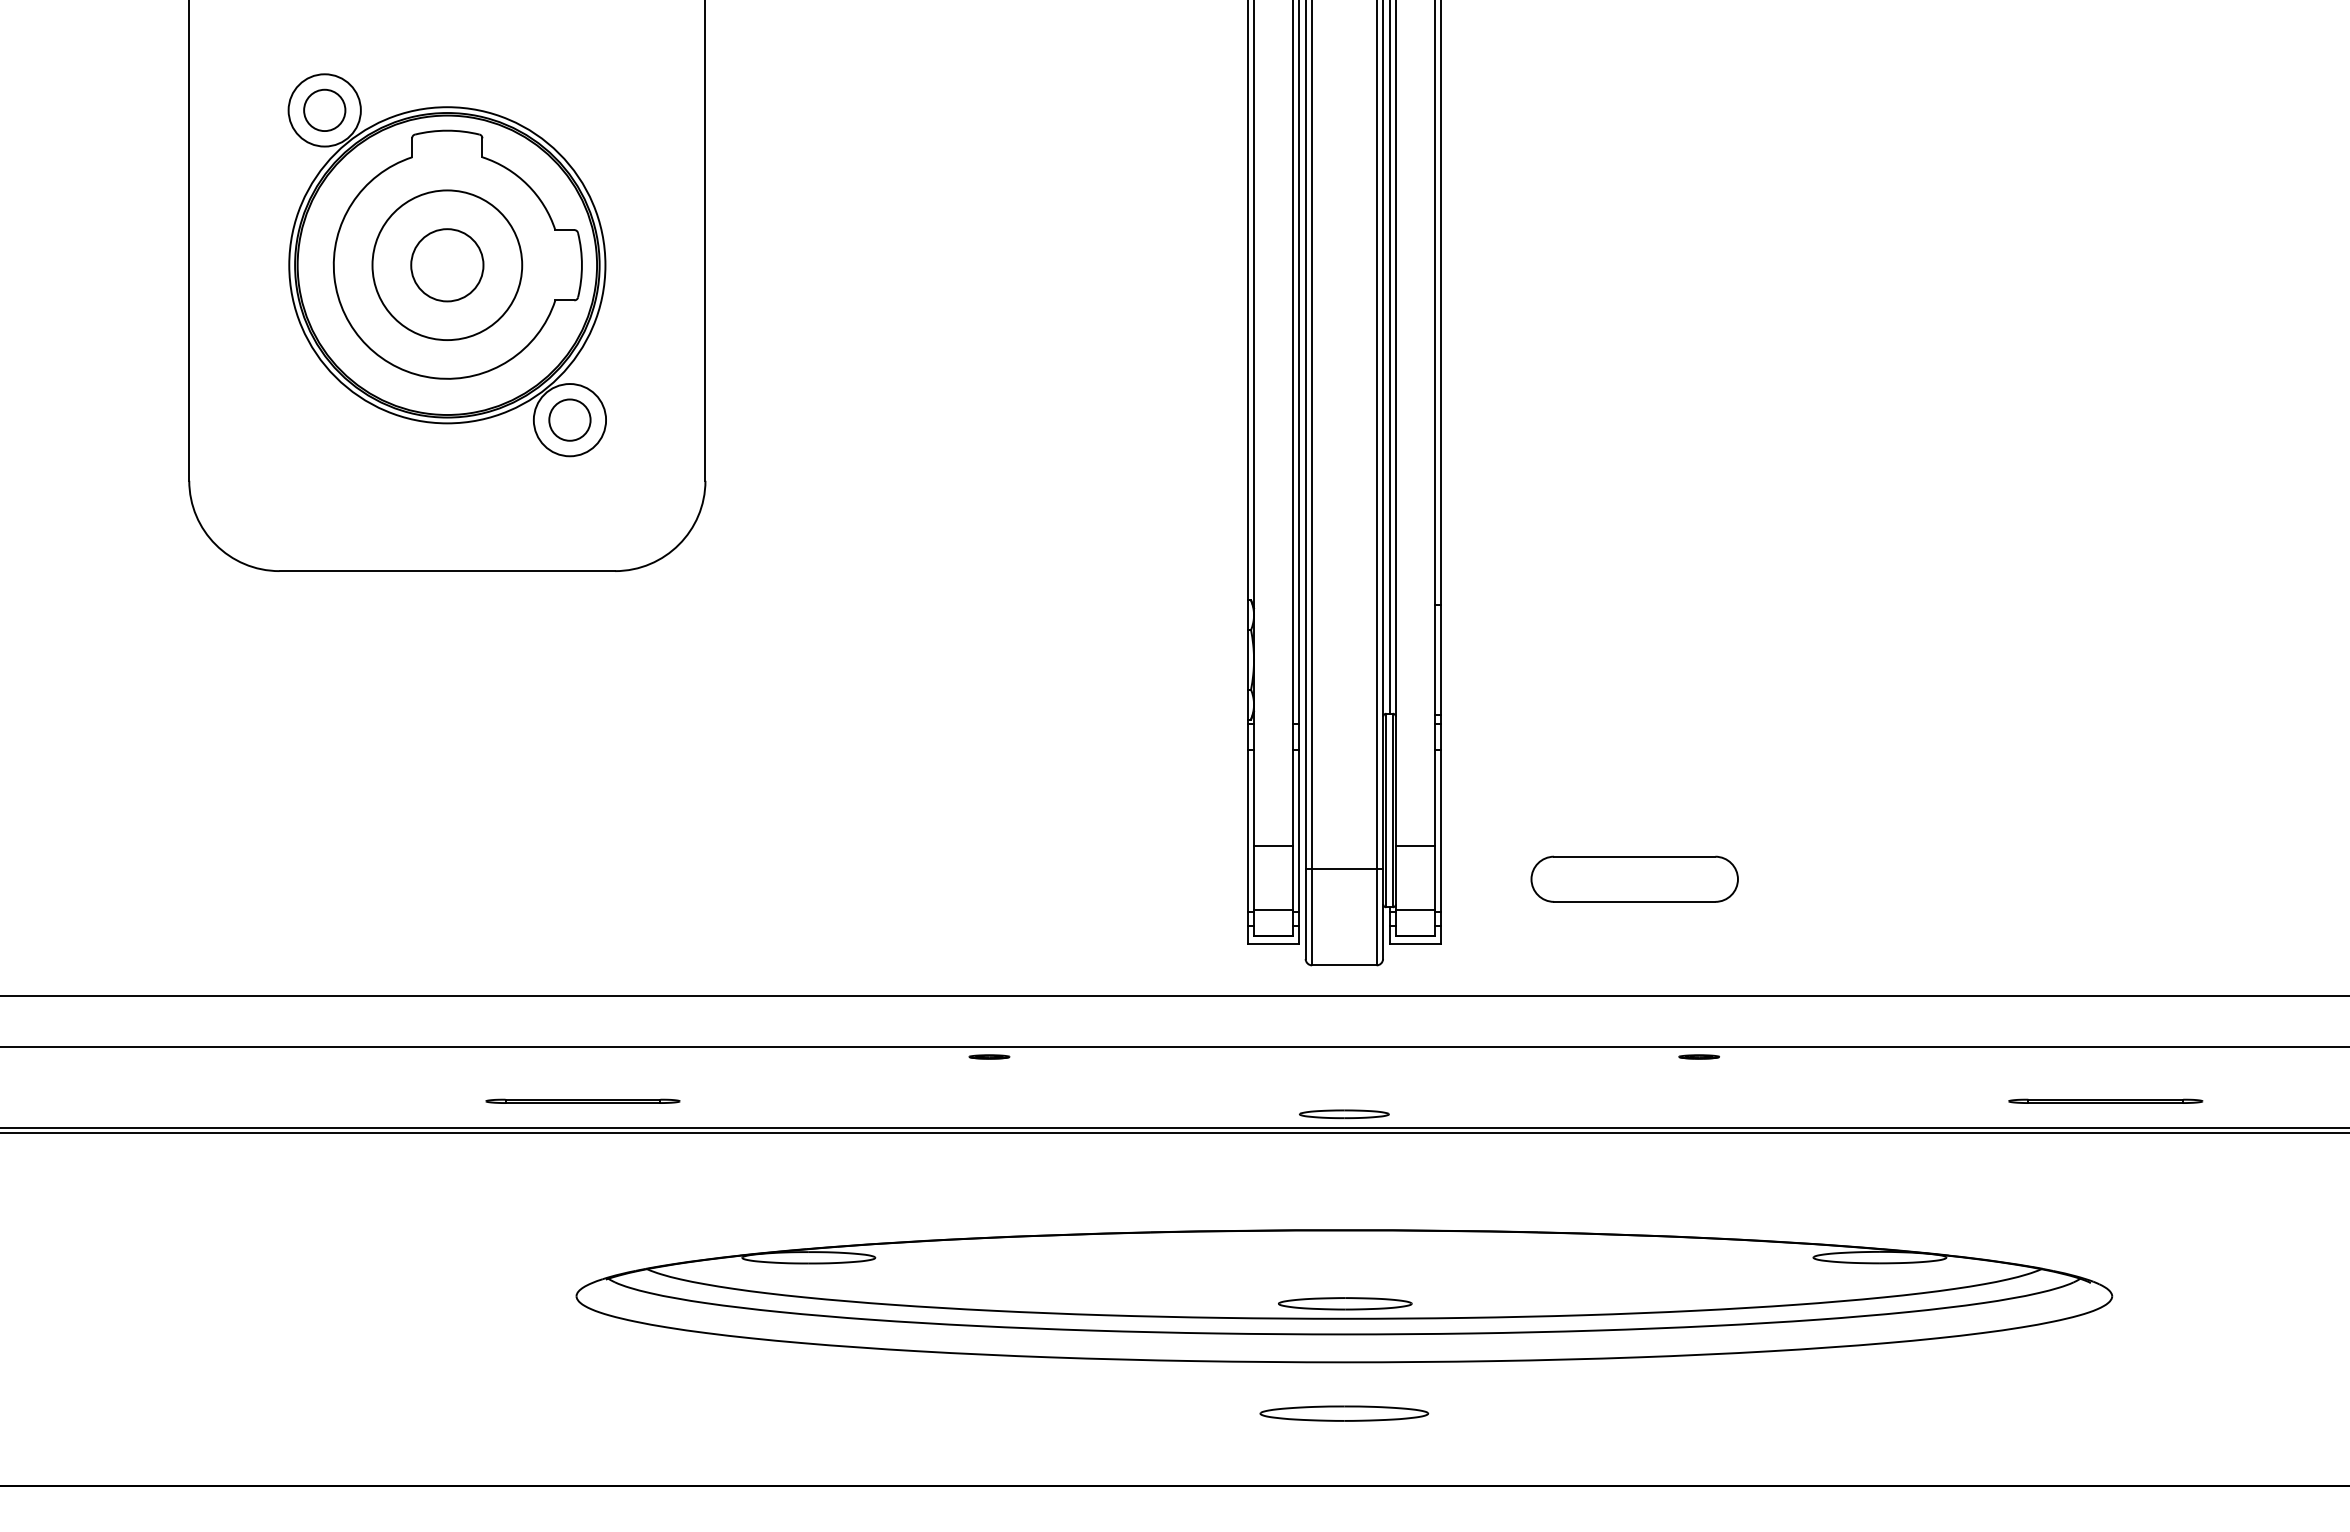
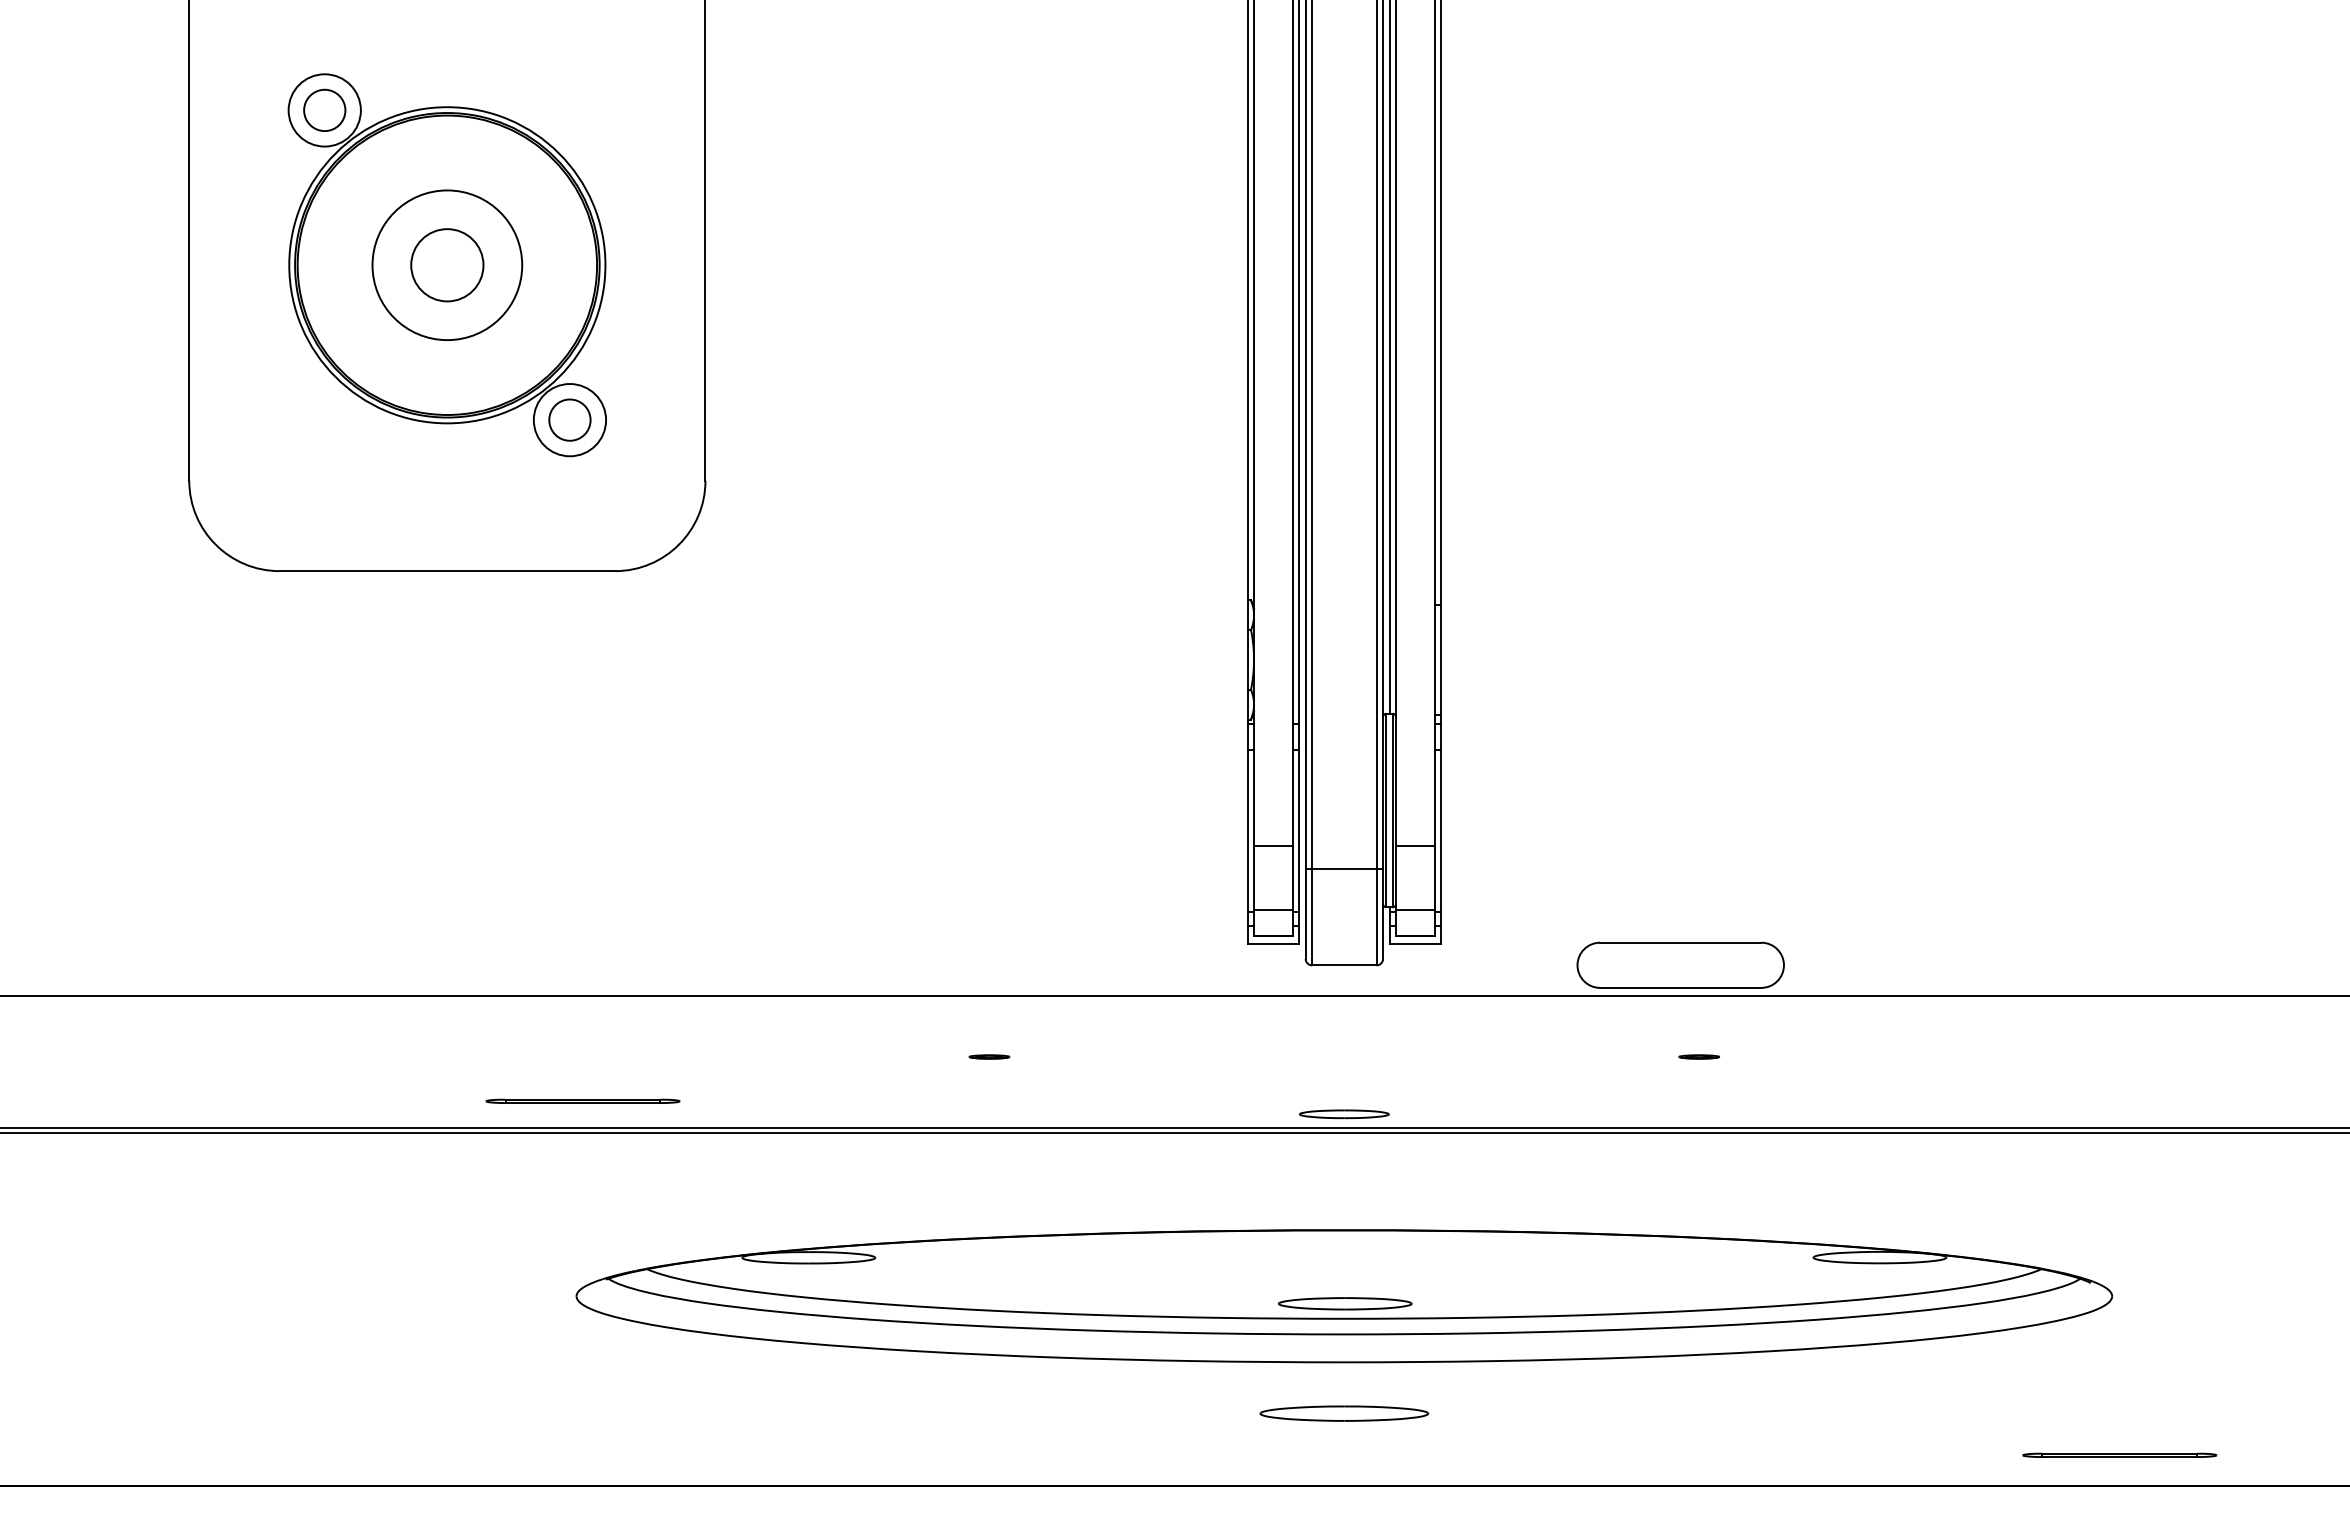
part: present -> none (457, 254)
part position: (1634, 878) -> (1680, 964) (1680, 964)
line: present -> none (1174, 1047)
part position: (2105, 1100) -> (2119, 1454) (2119, 1454)
